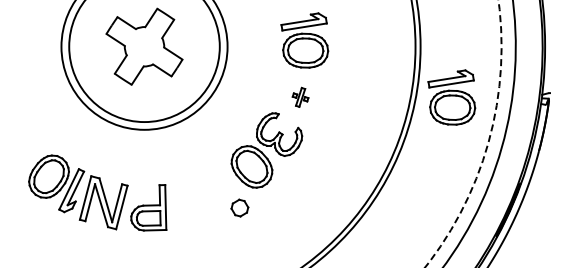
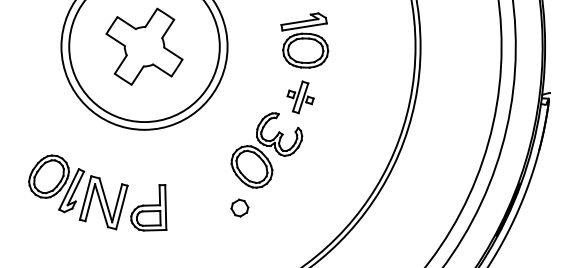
part size: 19x22 px -> 29x35 px (300, 97)
part: present -> none (451, 97)
arc: dashed -> solid (488, 141)
